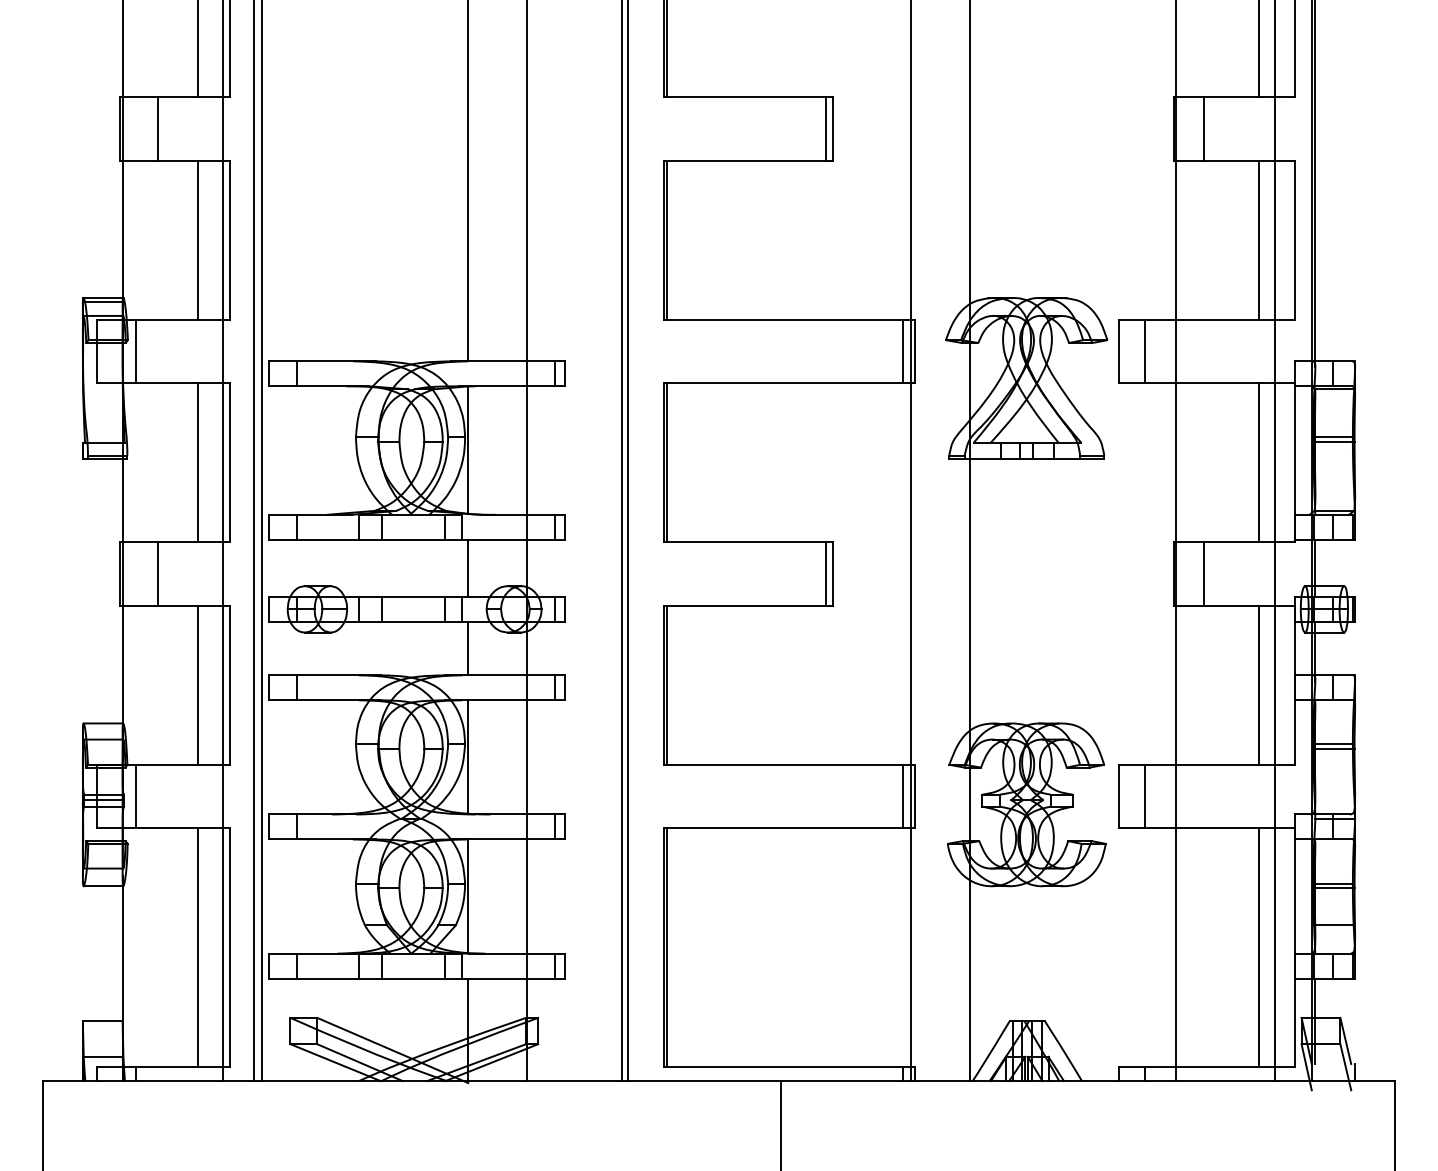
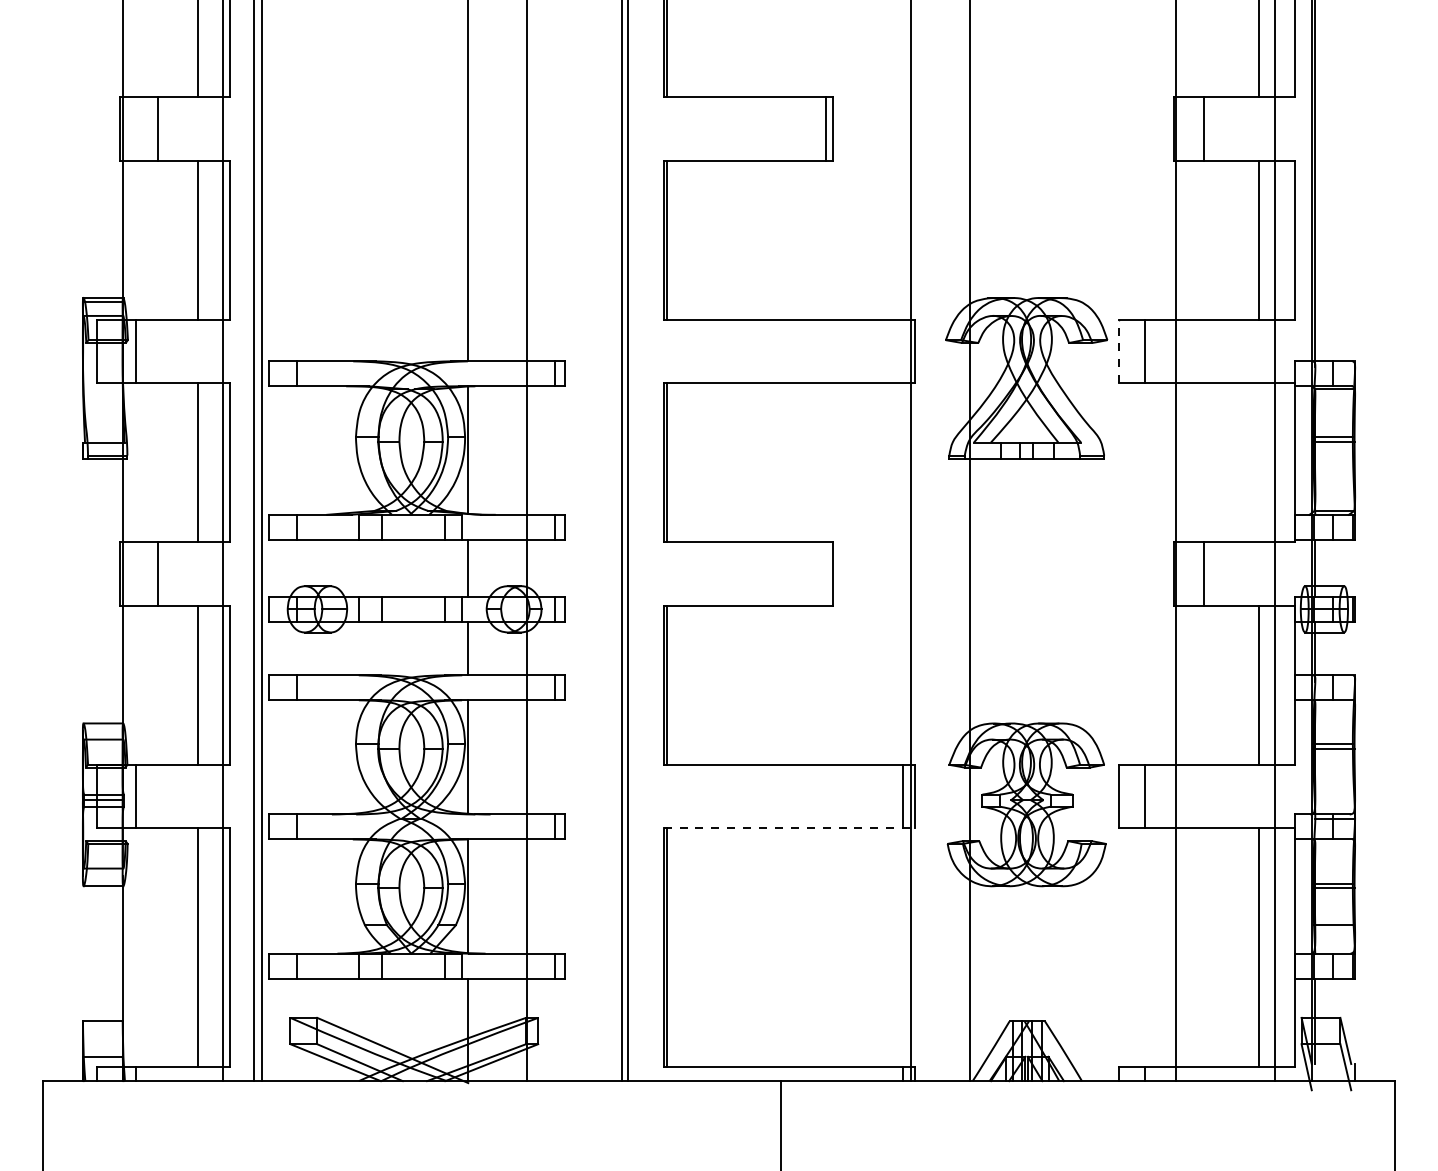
line: present -> none (902, 351)
line: solid -> dashed (1118, 351)
line: present -> none (1259, 462)
line: present -> none (825, 573)
line: solid -> dashed (789, 828)
